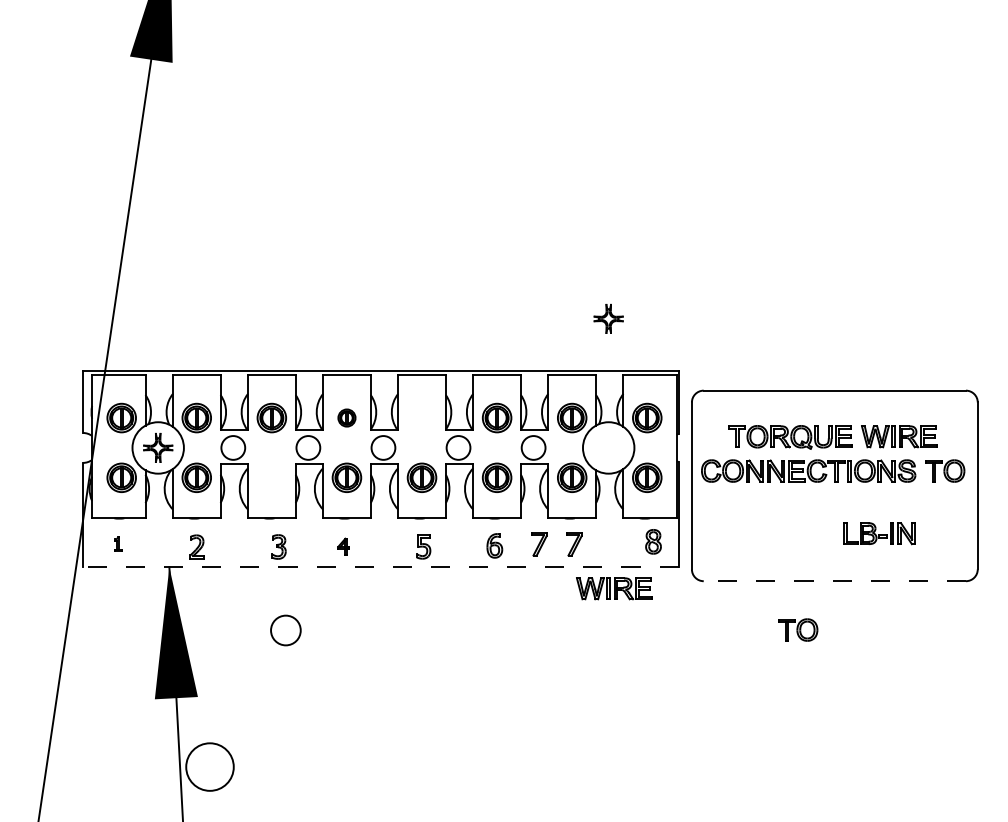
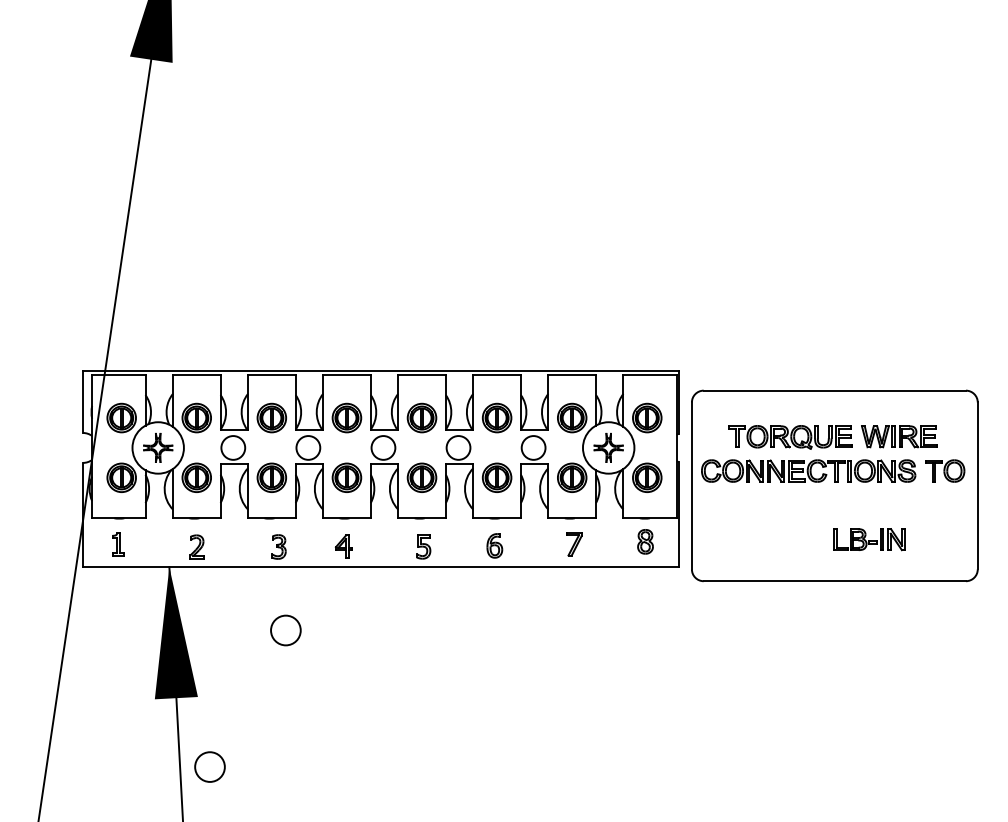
part position: (608, 318) -> (608, 447) (608, 447)
part size: 20x20 px -> 32x32 px (346, 417)
part: none -> present (421, 417)
part: none -> present (271, 477)
part position: (879, 533) -> (869, 539) (869, 539)
part position: (653, 541) -> (645, 541) (645, 541)
part size: 9x16 px -> 13x25 px (118, 544)
part: present -> none (539, 544)
part size: 13x19 px -> 19x25 px (343, 546)
line: dashed -> solid (380, 567)
line: dashed -> solid (834, 581)
part: present -> none (614, 588)
part: present -> none (798, 629)
circle diameter: 48 px -> 30 px (209, 766)
